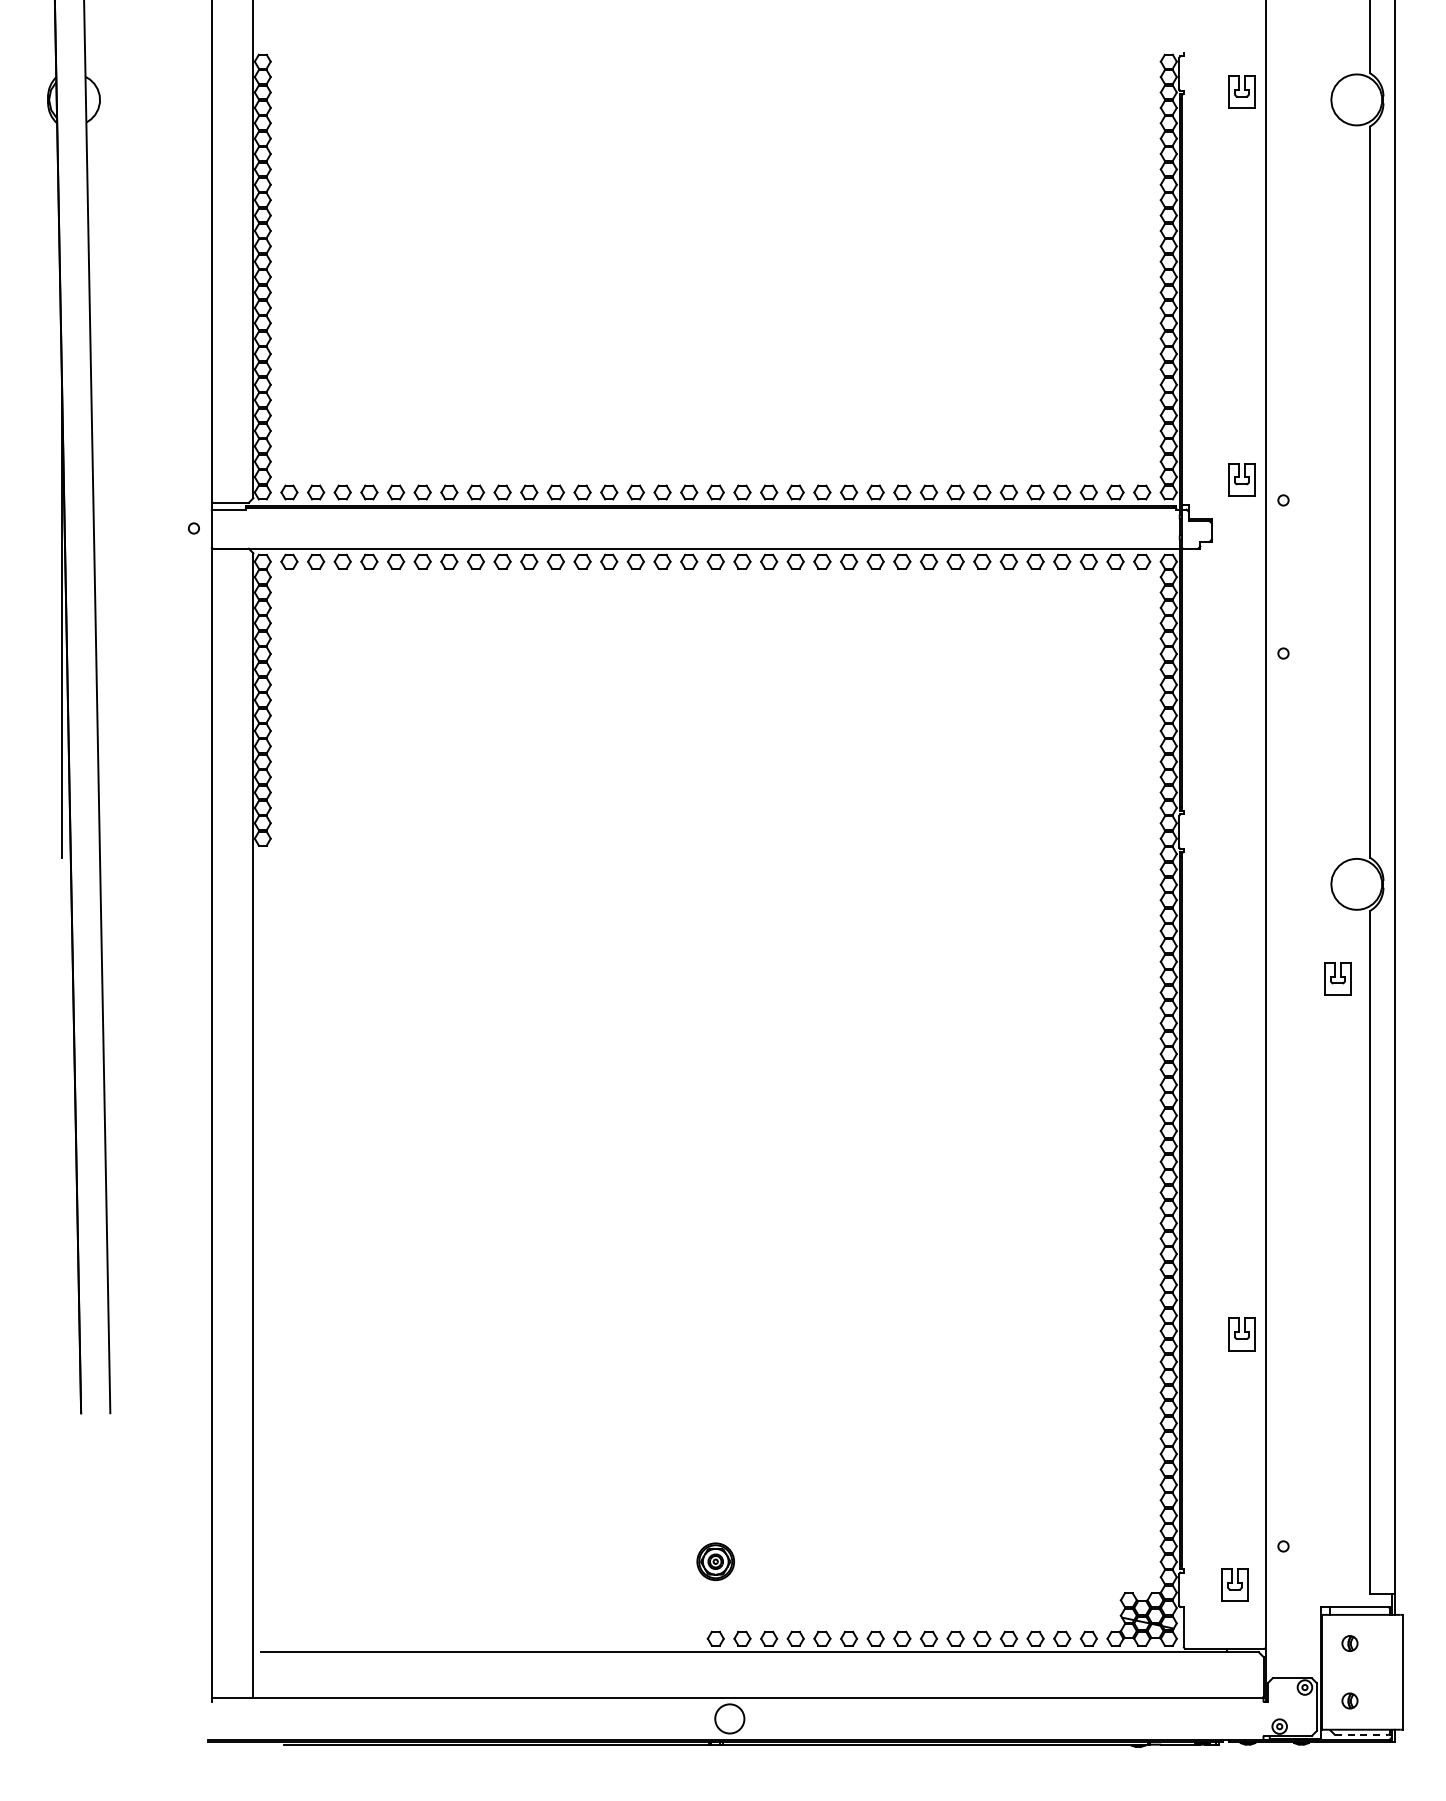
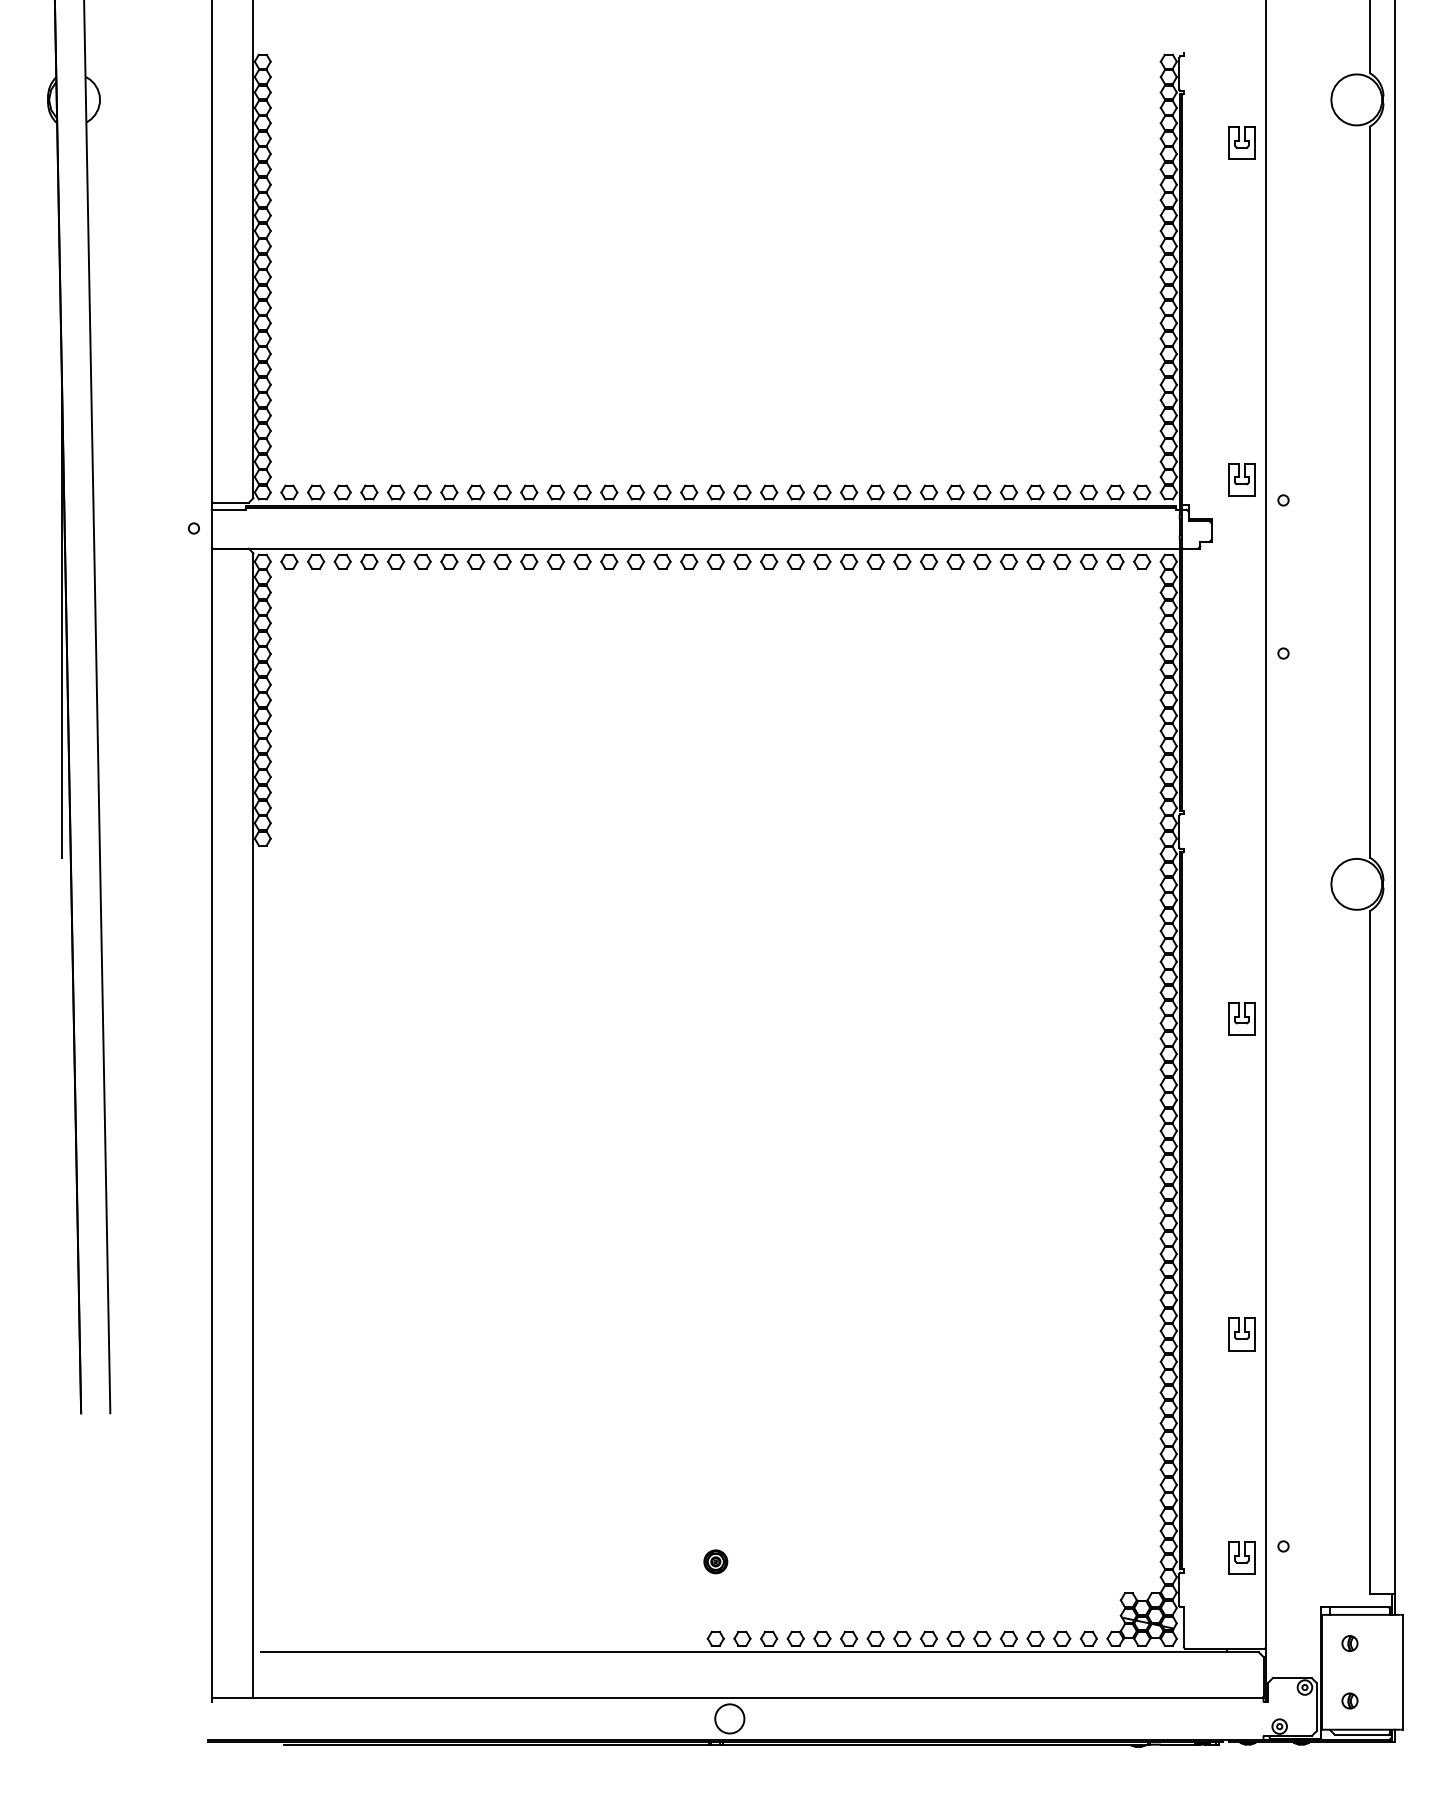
part position: (1241, 91) -> (1241, 142) (1241, 142)
part position: (1337, 978) -> (1241, 1018) (1241, 1018)
part size: 39x39 px -> 26x26 px (715, 1561)
part position: (1234, 1584) -> (1241, 1557) (1241, 1557)
line: dashed -> solid (1361, 1734)
